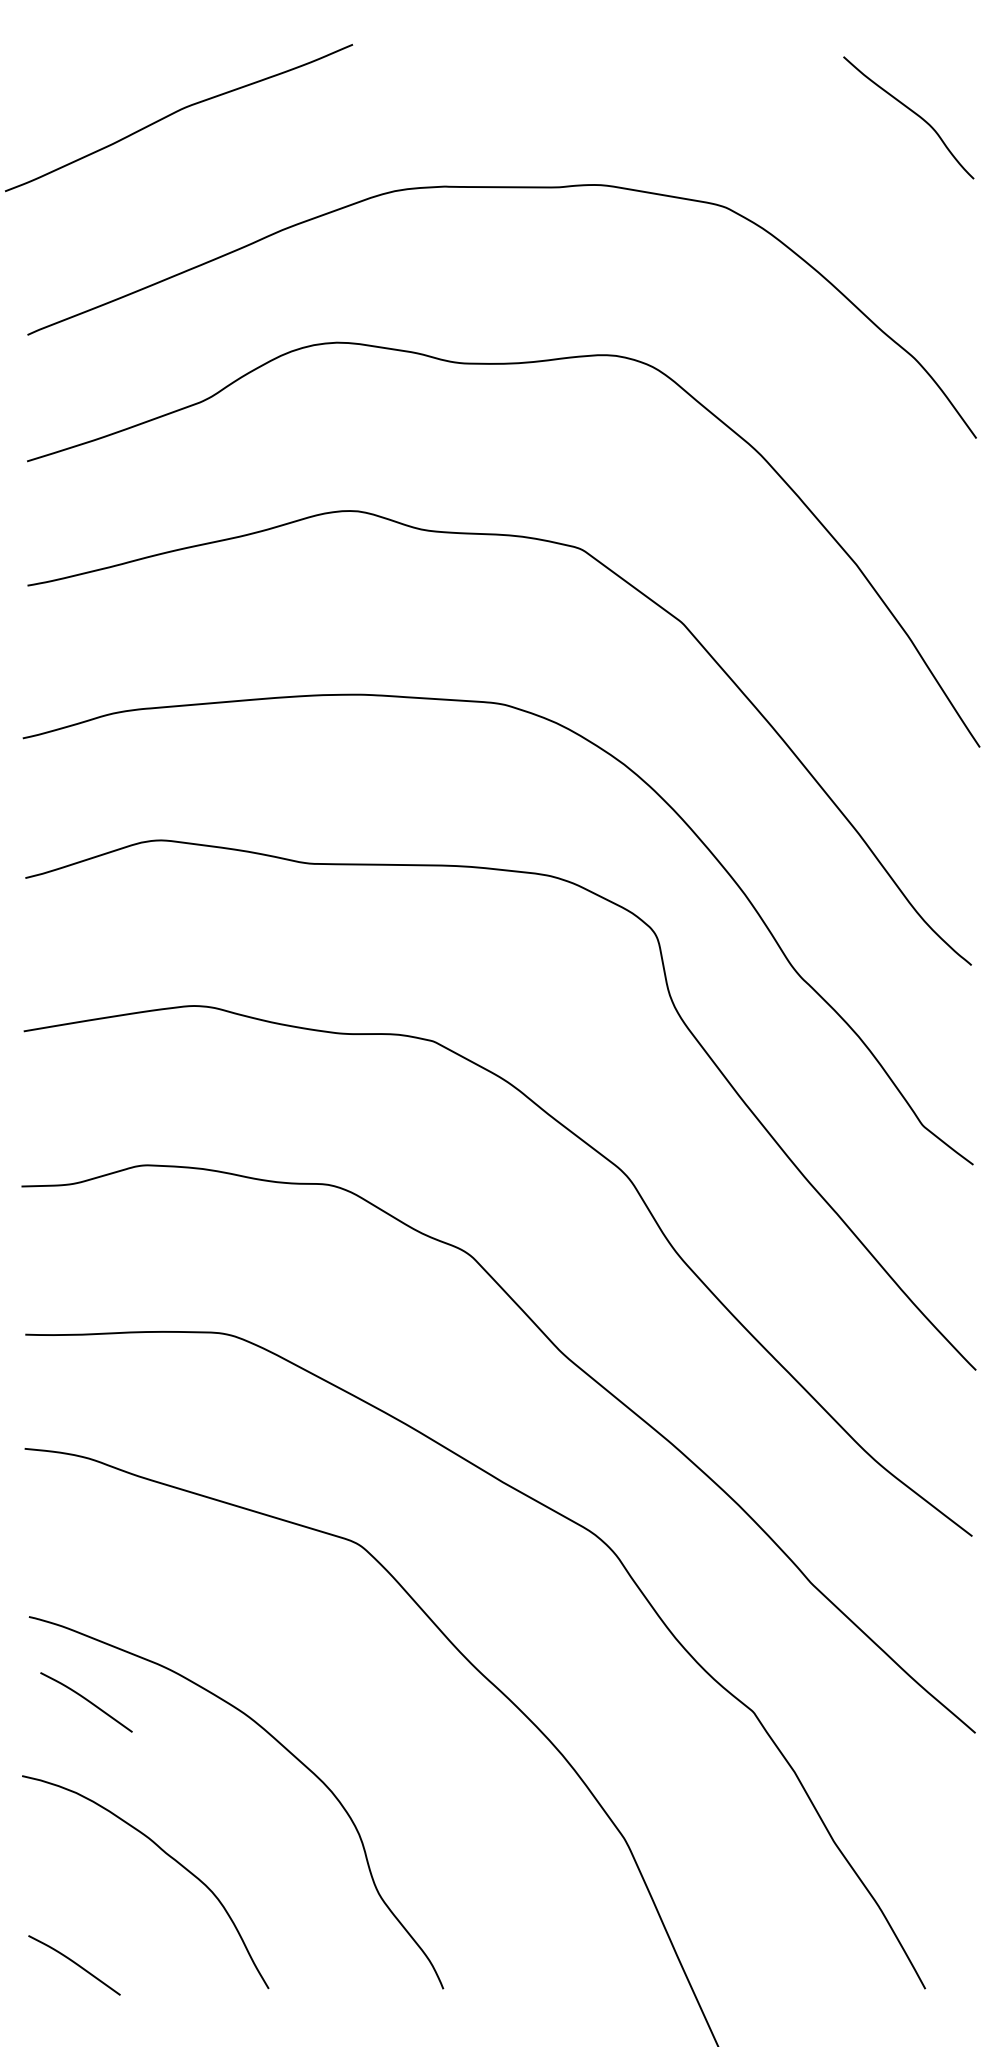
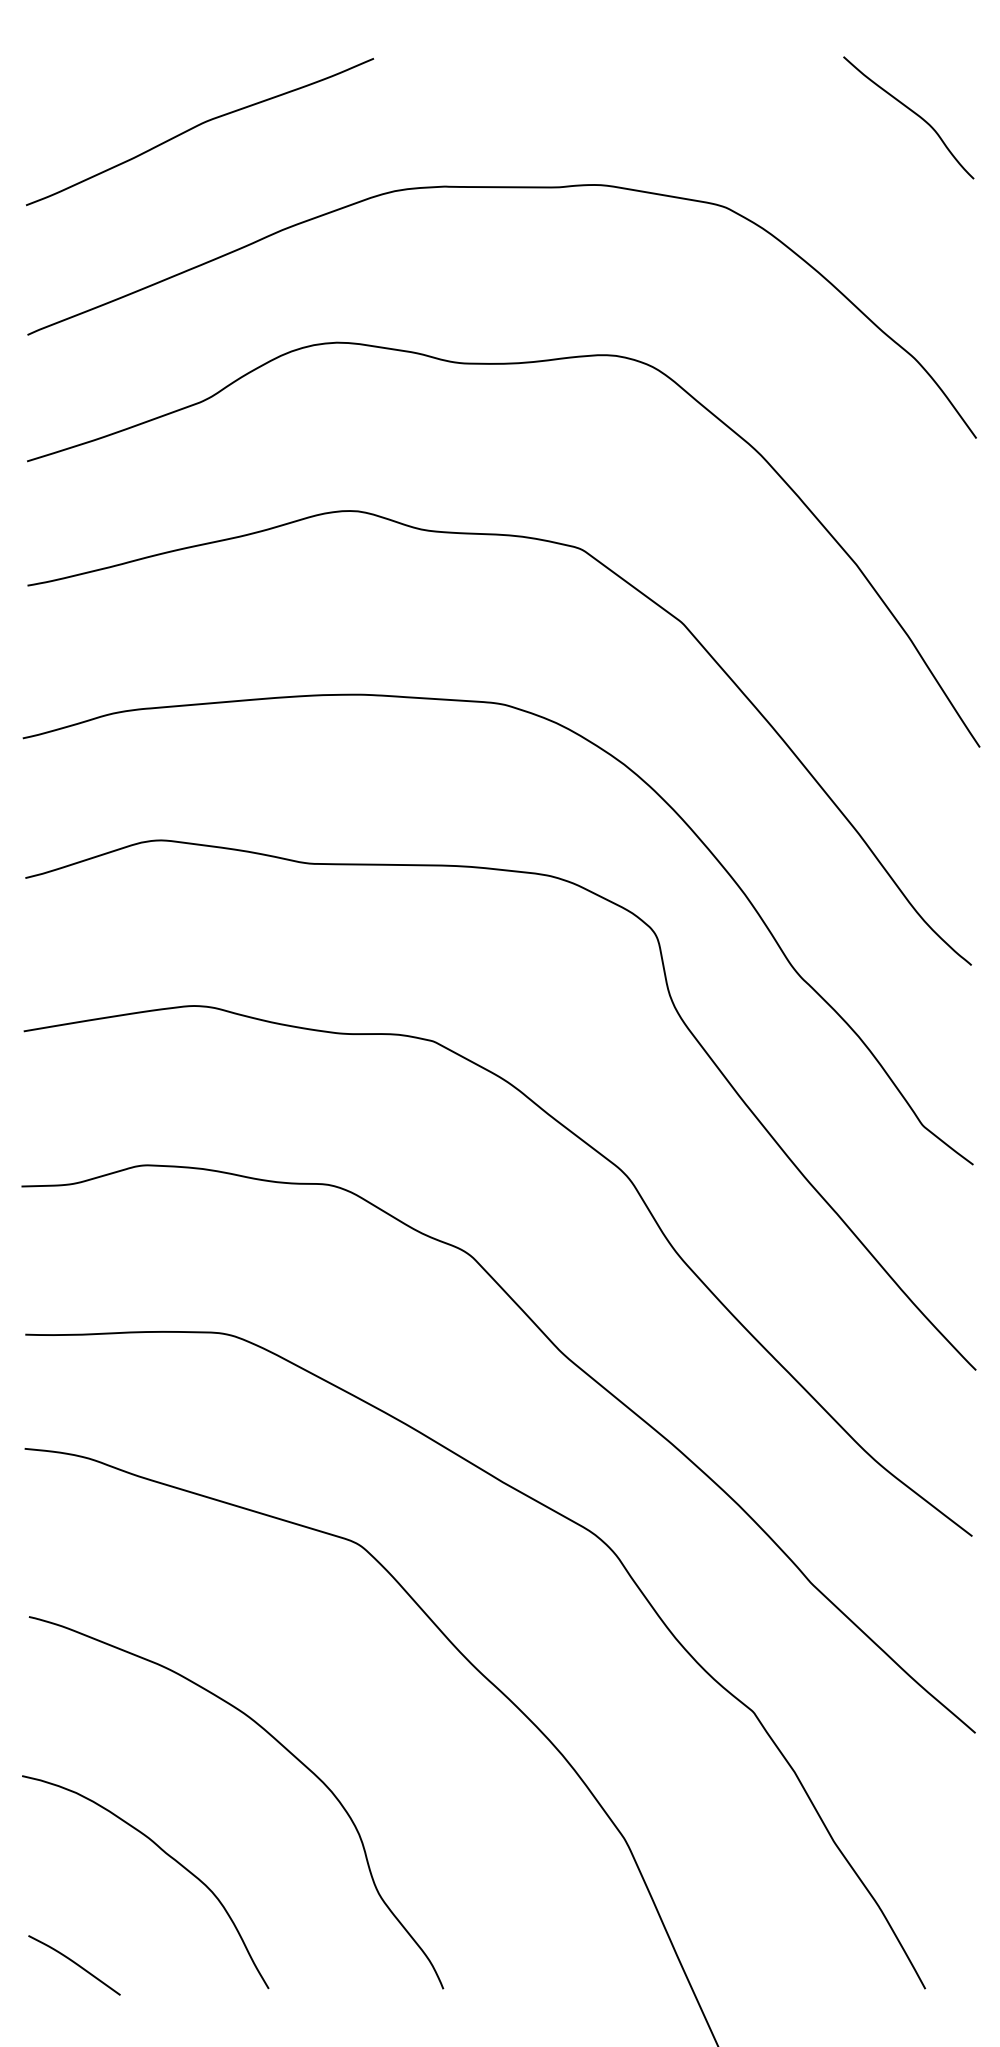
curve position: (177, 112) -> (198, 126) (198, 126)
curve: present -> none (87, 1701)
